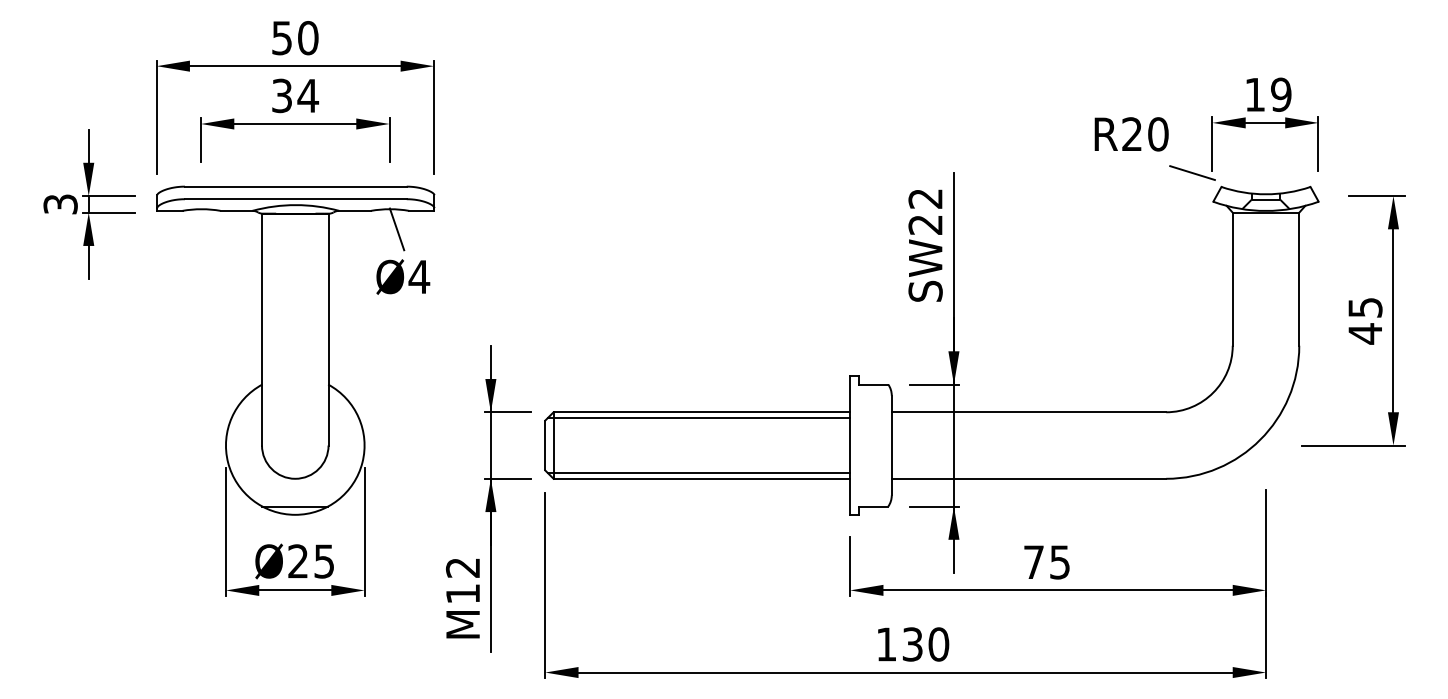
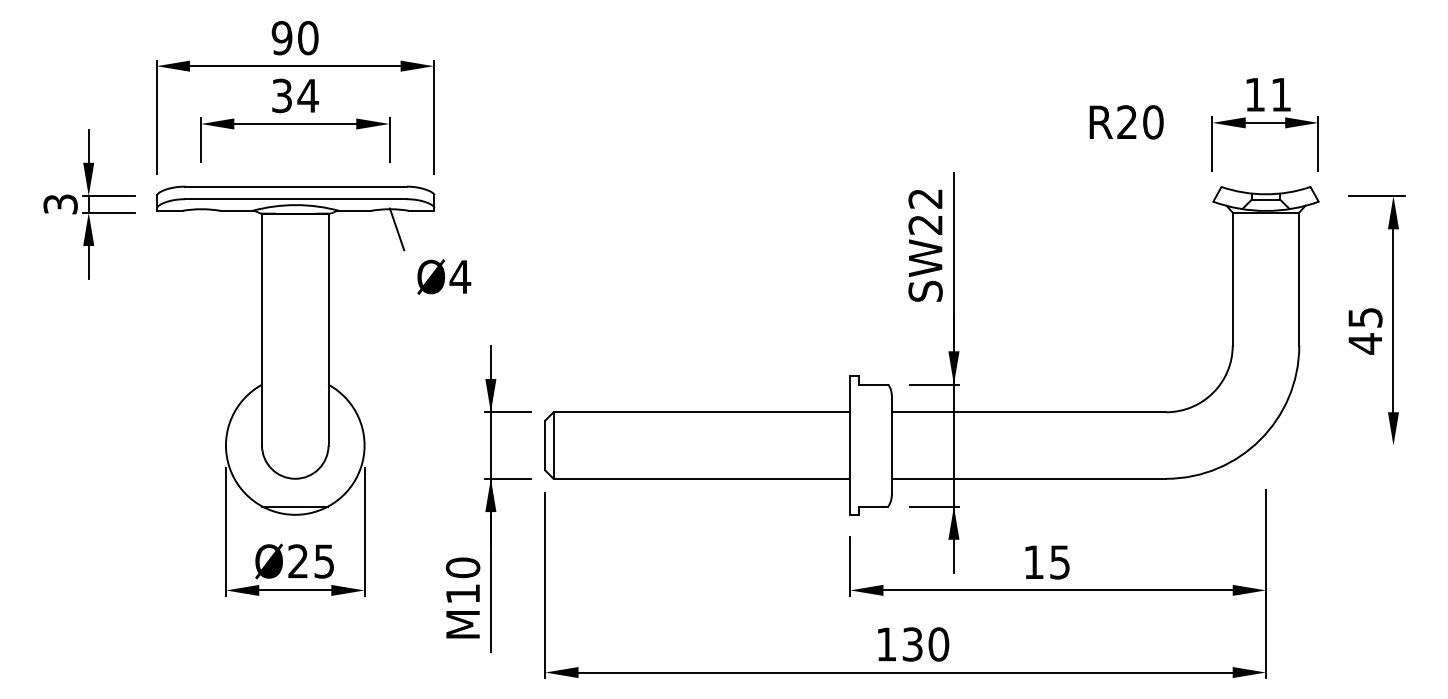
text: 50 -> 90 (281, 38)
text: 19 -> 11 (1281, 94)
text position: (1131, 134) -> (1126, 122) (1126, 122)
line: present -> none (1192, 173)
text position: (403, 276) -> (444, 276) (444, 276)
text position: (1365, 321) -> (1365, 331) (1365, 331)
line: present -> none (699, 417)
line: present -> none (1353, 445)
line: present -> none (699, 473)
text: 75 -> 15 (1033, 561)
text: M12 -> M10 (462, 567)
